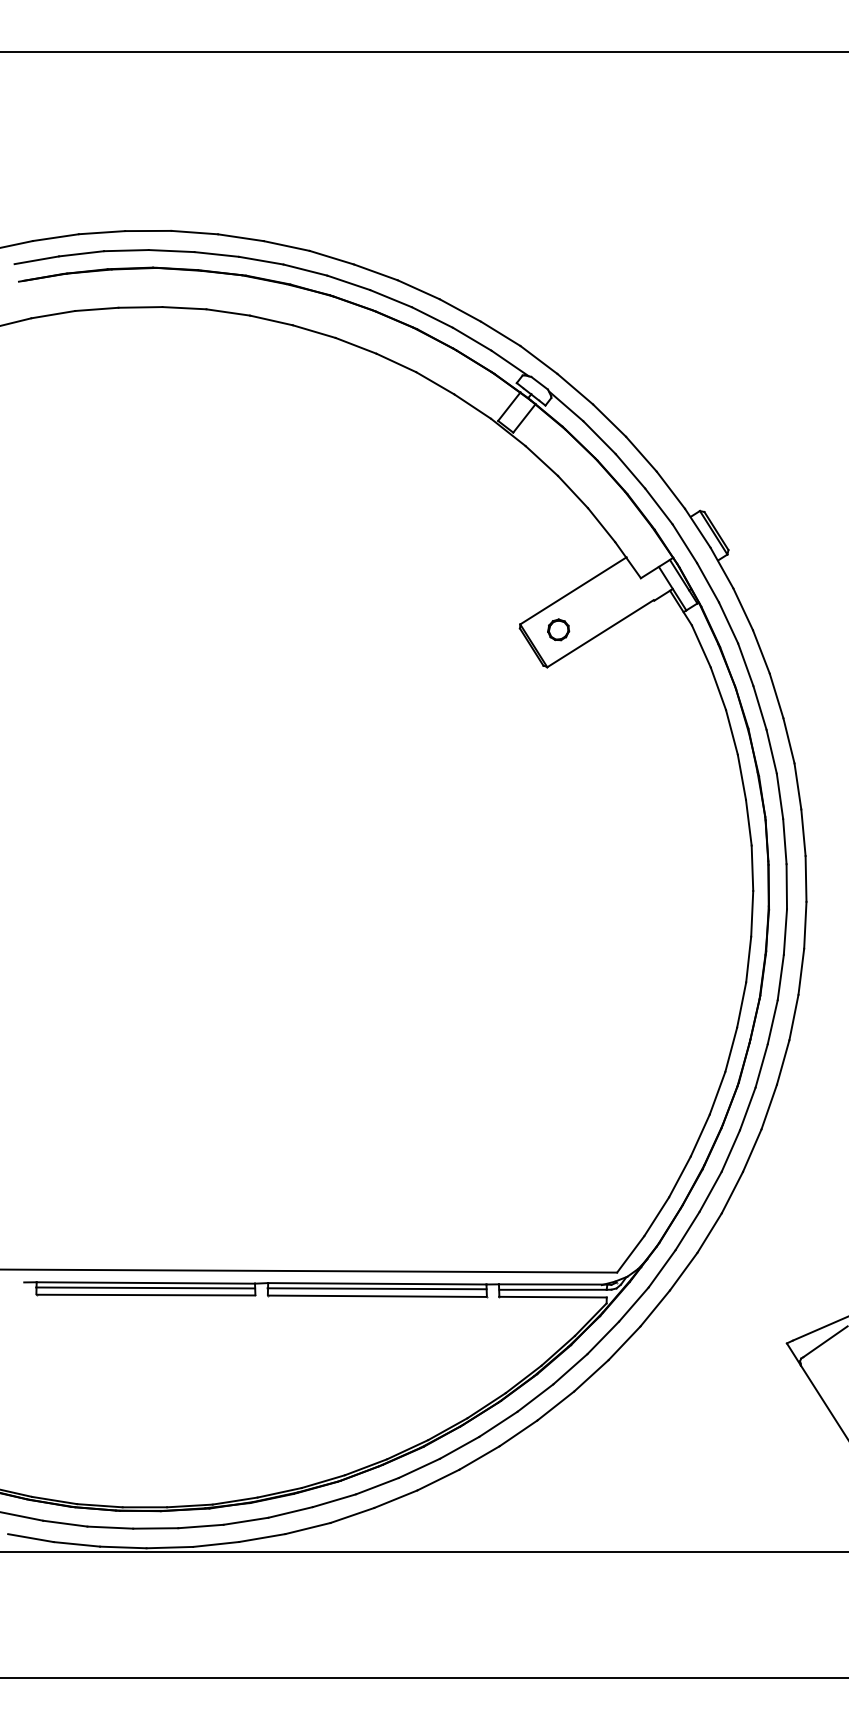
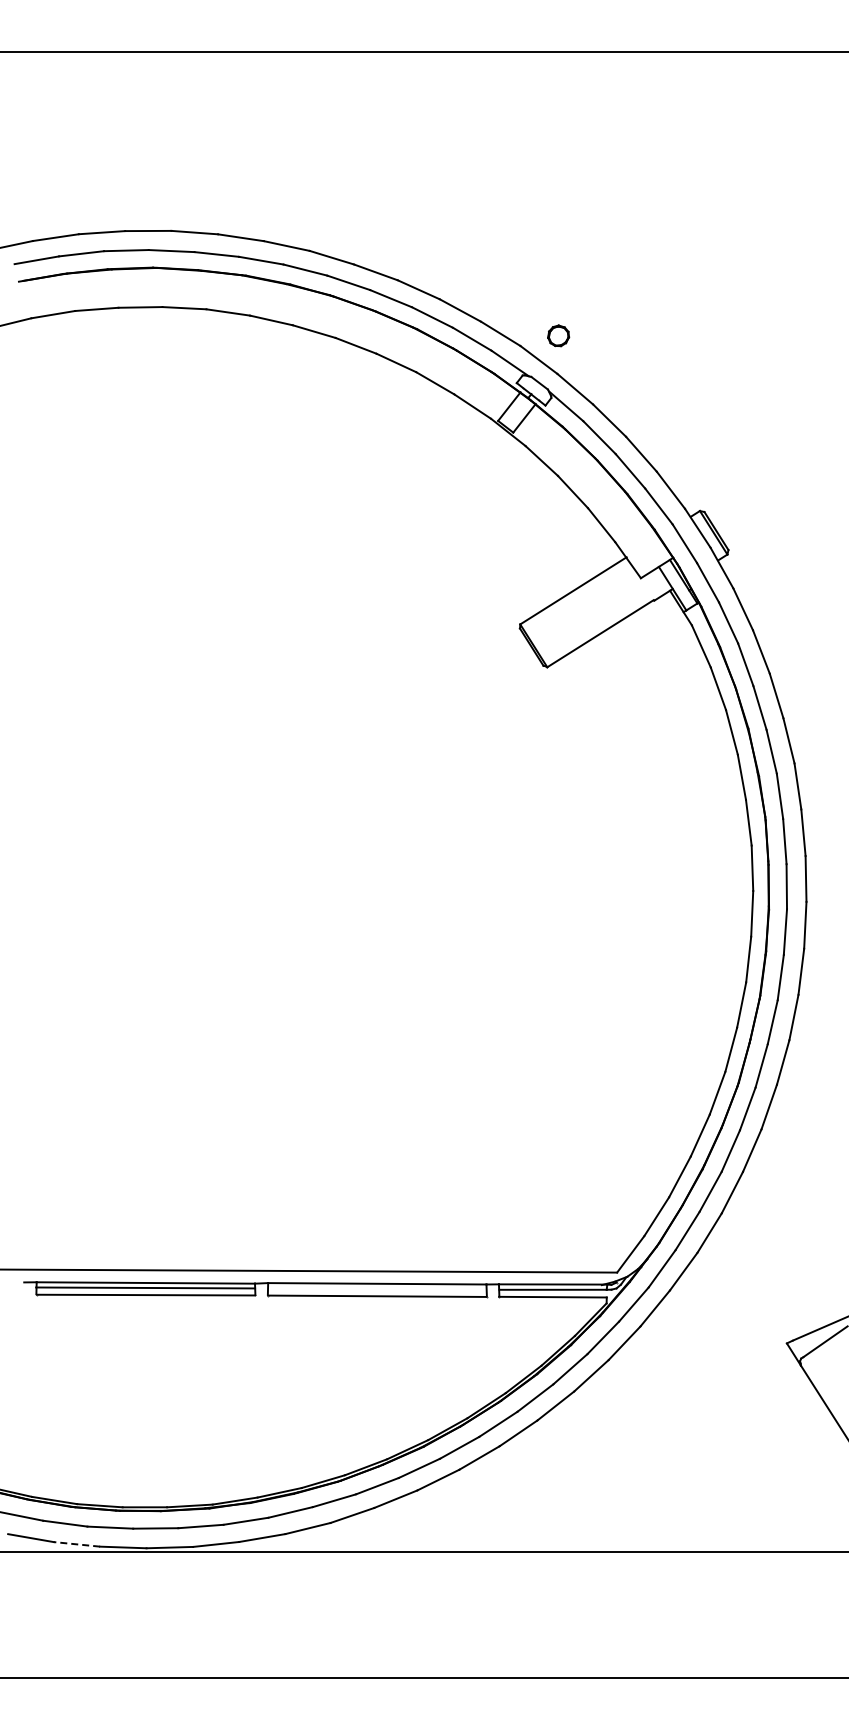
part position: (558, 629) -> (558, 335) (558, 335)
line: present -> none (376, 1288)
line: solid -> dashed (76, 1544)
